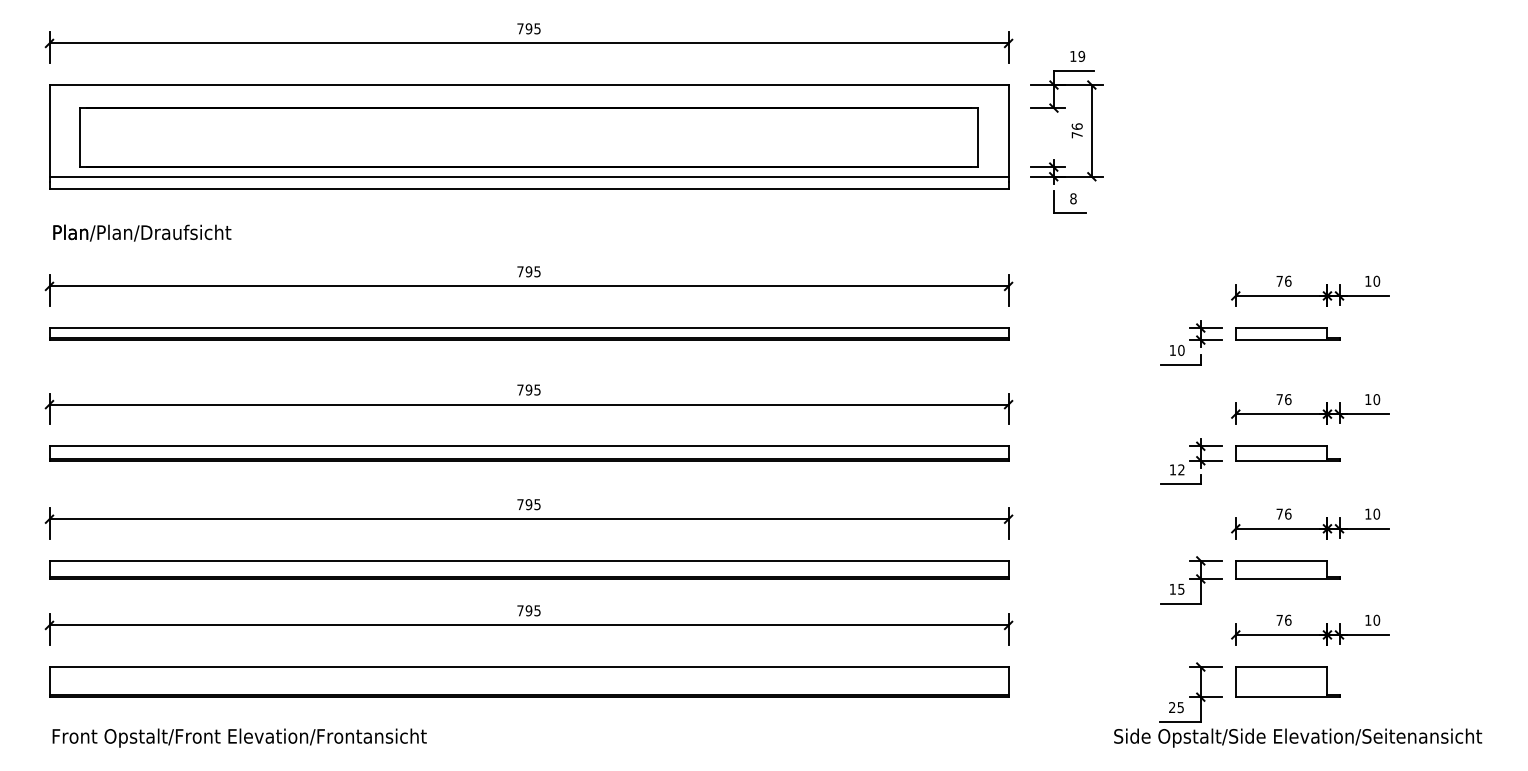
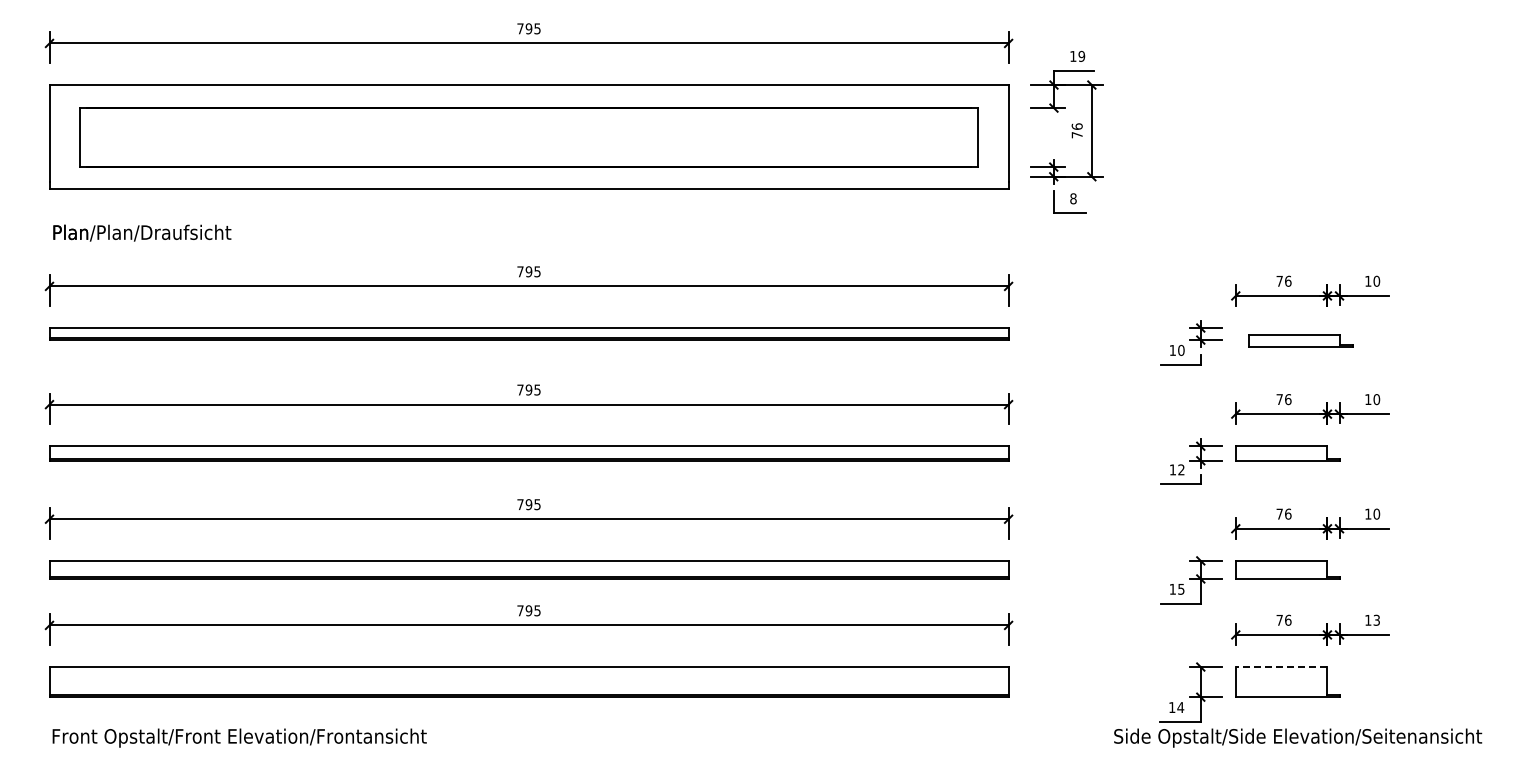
line: present -> none (528, 176)
part position: (1287, 333) -> (1300, 340) (1300, 340)
text: 10 -> 13 (1376, 619)
line: solid -> dashed (1281, 667)
text: 25 -> 14 (1176, 707)
